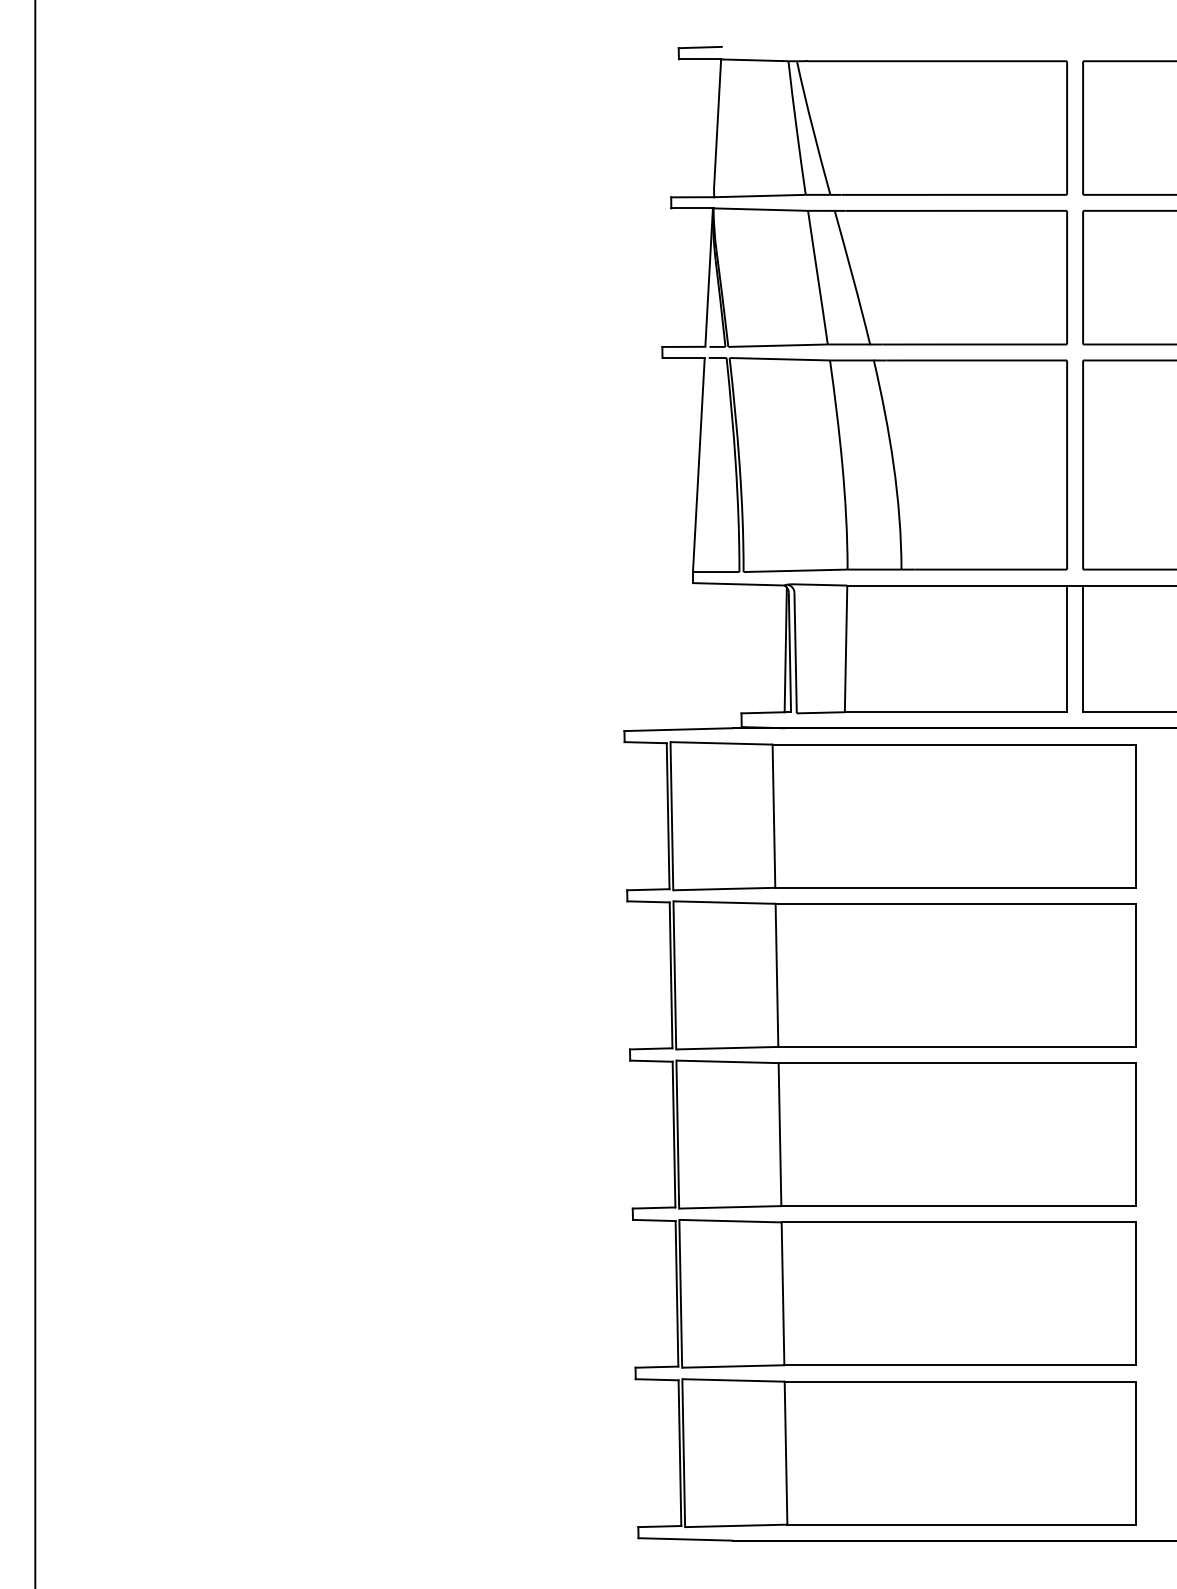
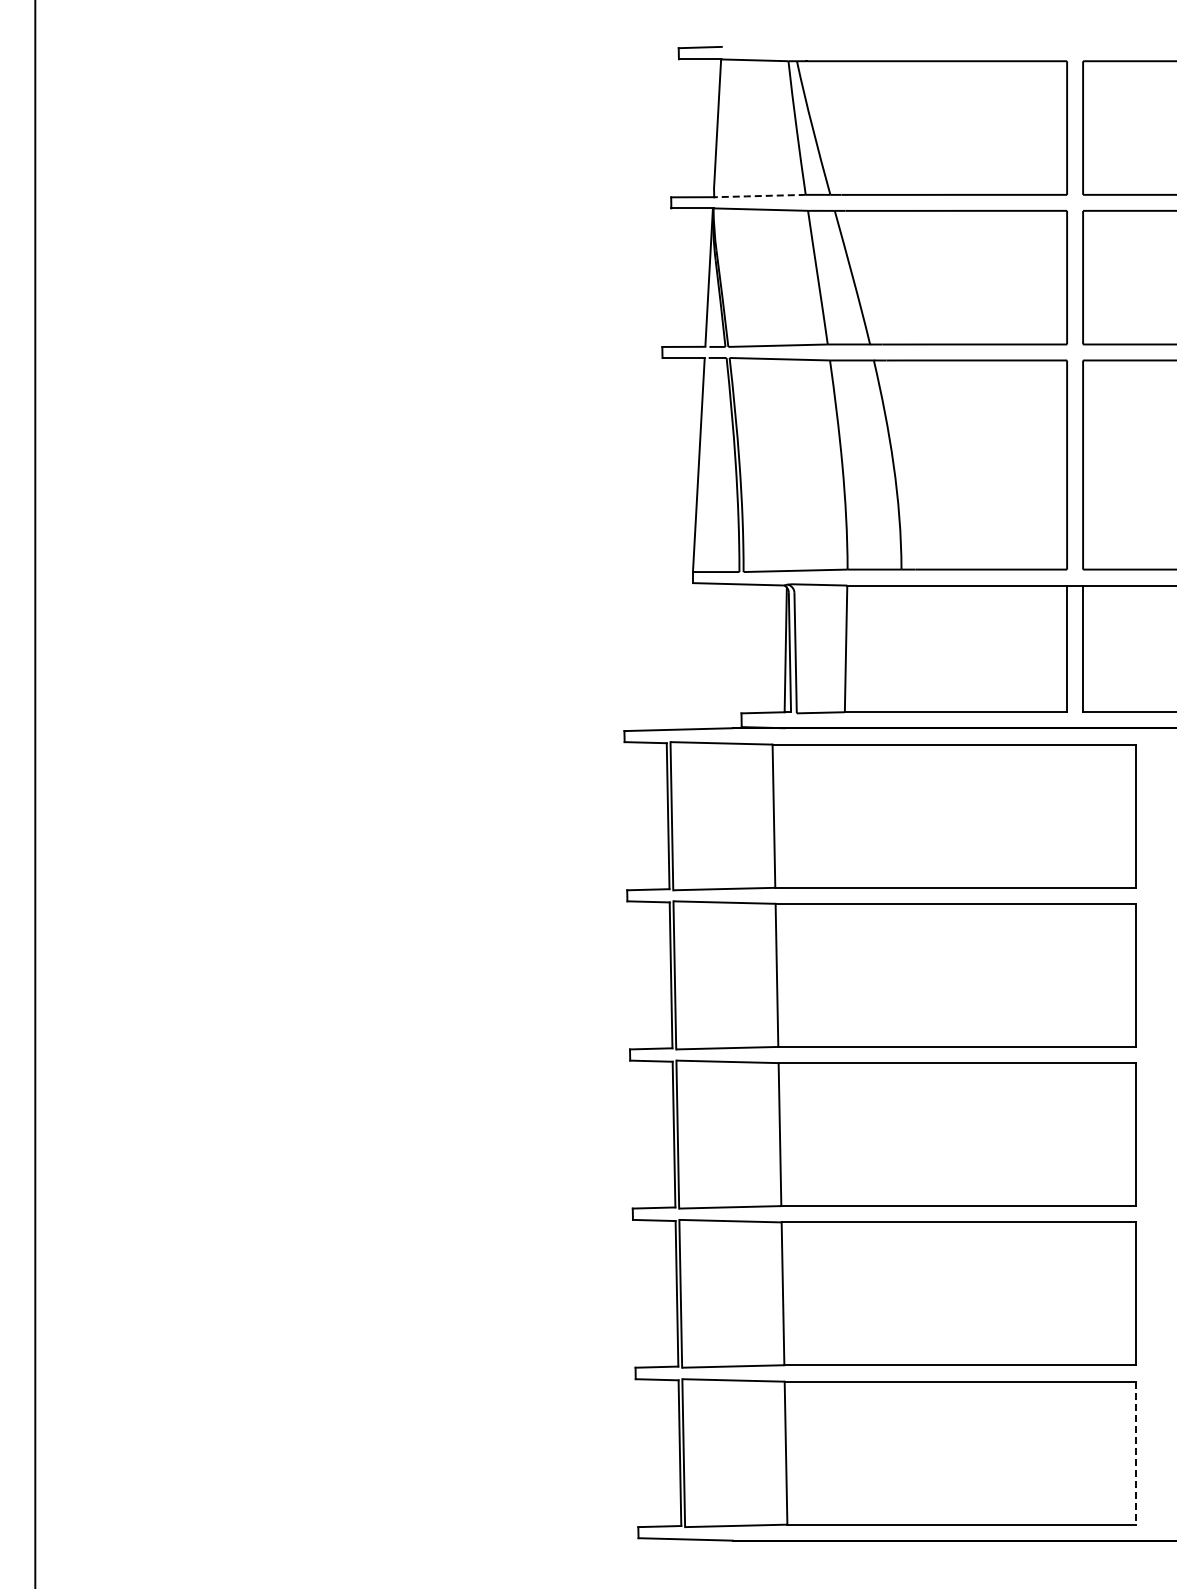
line: solid -> dashed (758, 196)
line: solid -> dashed (1135, 1454)
